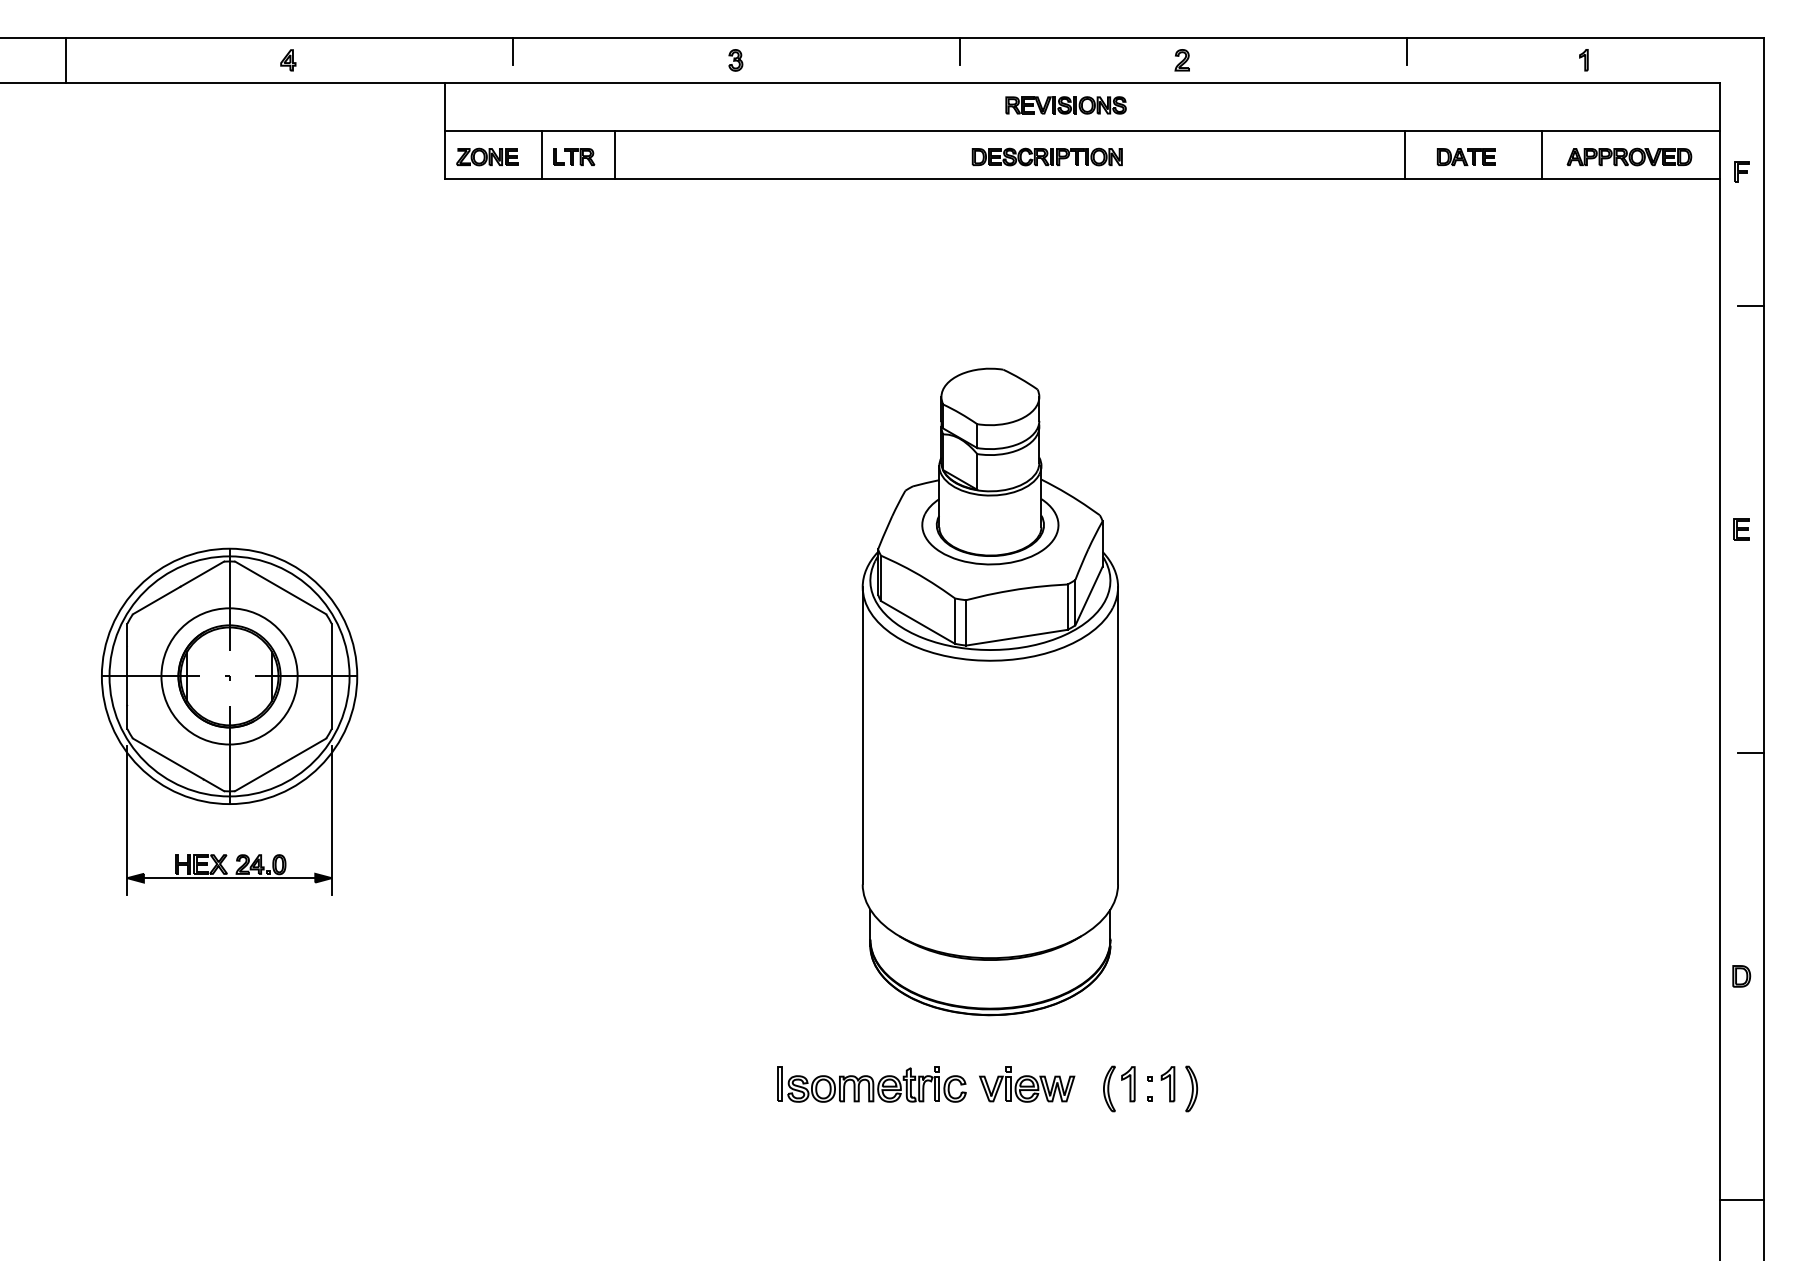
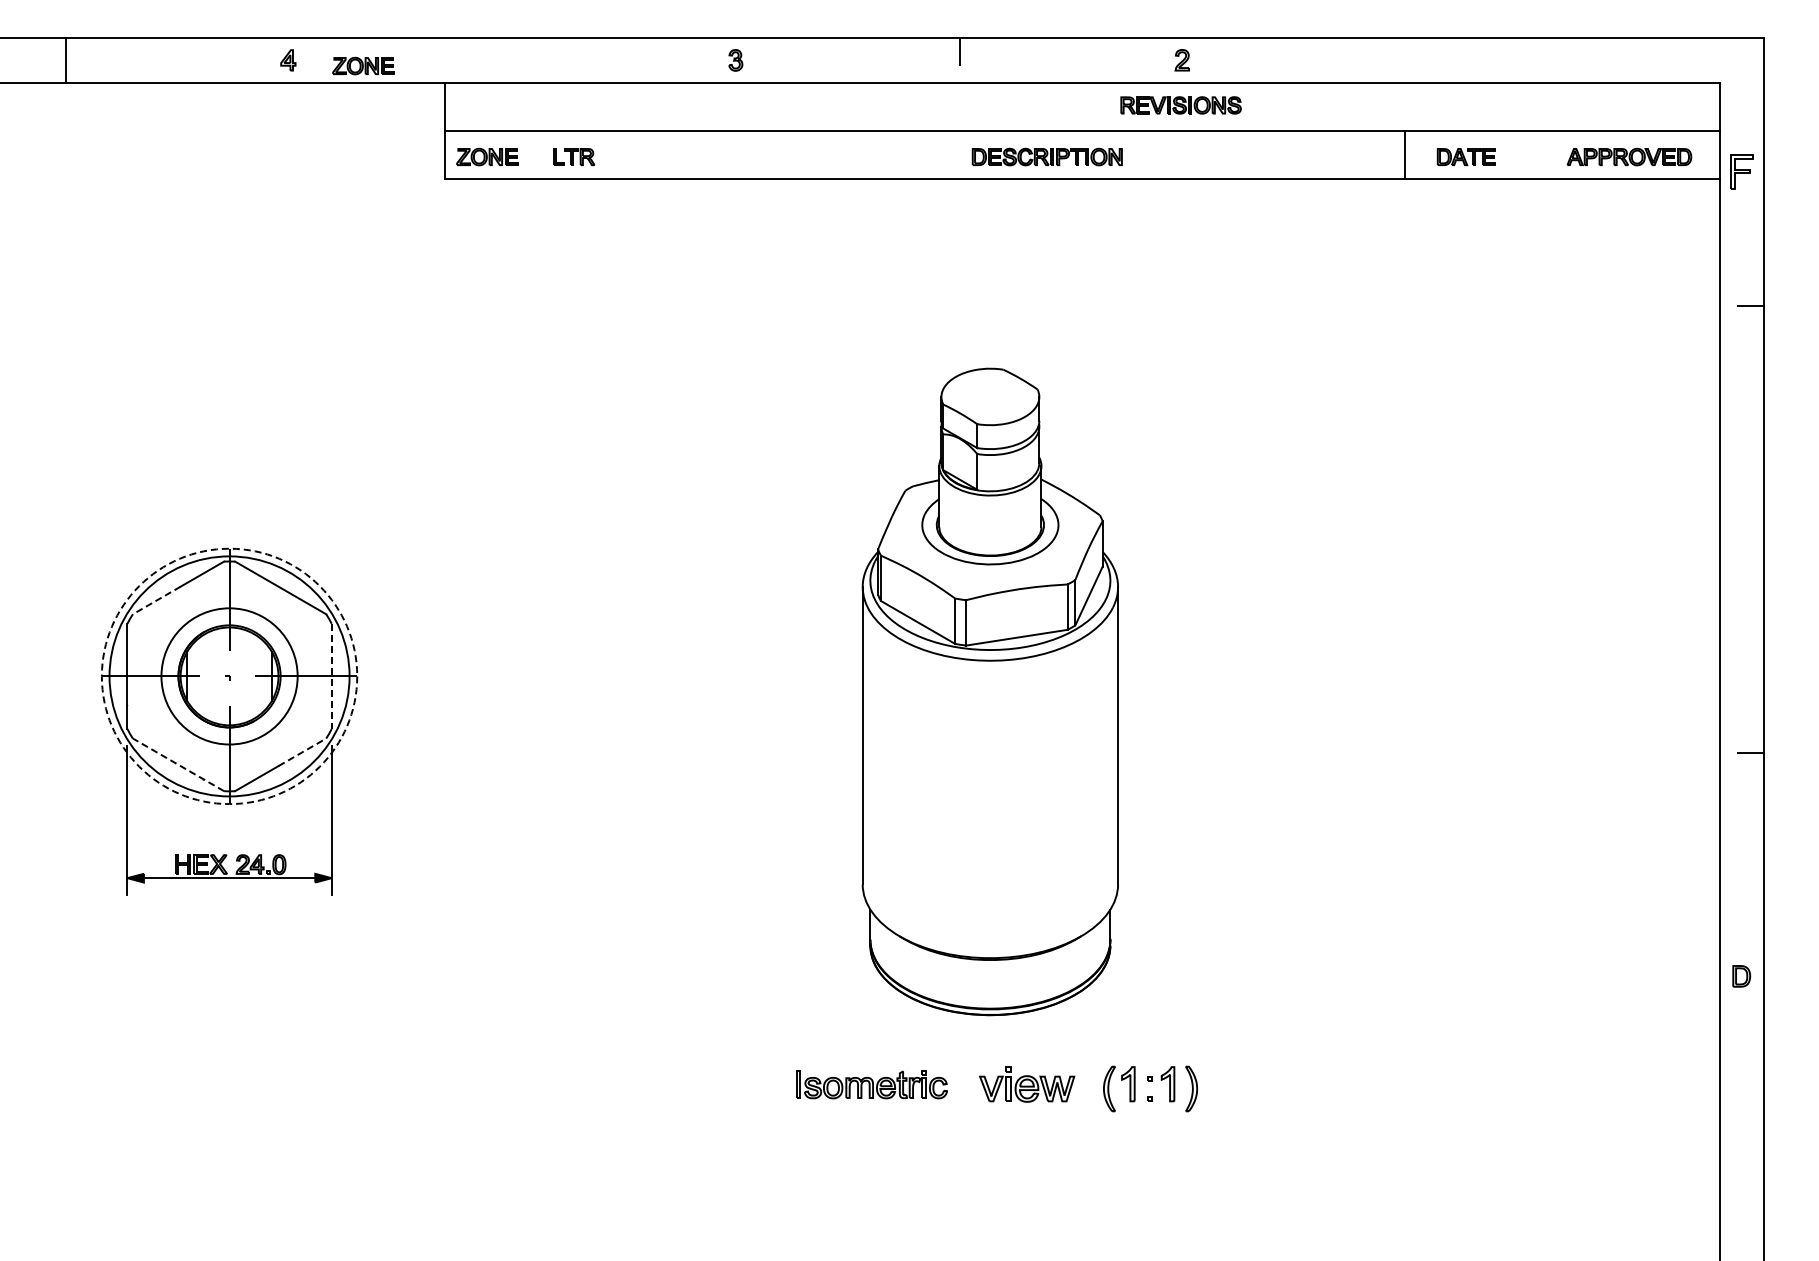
line: present -> none (513, 50)
line: present -> none (1406, 50)
part: present -> none (1583, 60)
part: none -> present (363, 65)
part position: (1065, 105) -> (1180, 105) (1180, 105)
line: present -> none (542, 155)
line: present -> none (614, 155)
line: present -> none (1542, 155)
part size: 16x22 px -> 24x36 px (1741, 171)
part: present -> none (1741, 529)
line: solid -> dashed (156, 600)
circle: solid -> dashed (229, 676)
line: solid -> dashed (331, 676)
line: solid -> dashed (302, 752)
line: solid -> dashed (178, 764)
part size: 190x37 px -> 152x30 px (871, 1084)
line: present -> none (1741, 1199)
